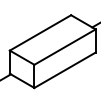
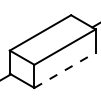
line: solid -> dashed (65, 70)
